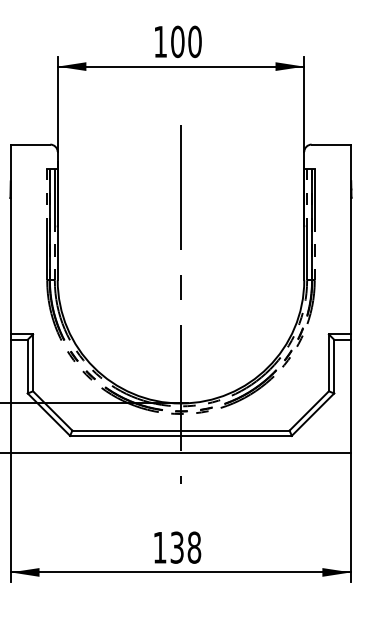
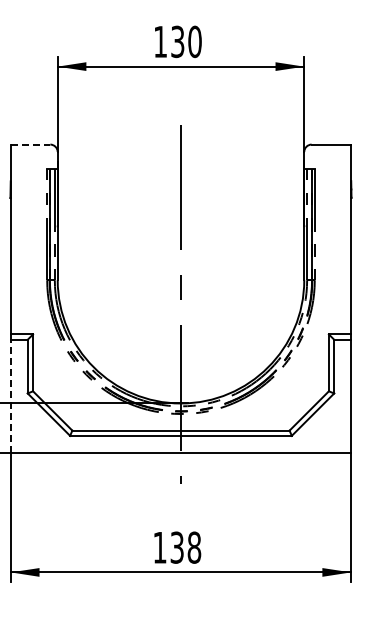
text: 100 -> 130 (177, 41)
line: solid -> dashed (30, 144)
line: solid -> dashed (10, 396)
